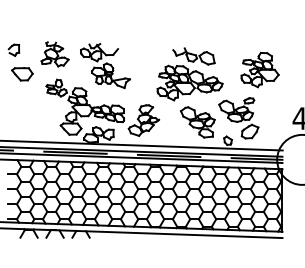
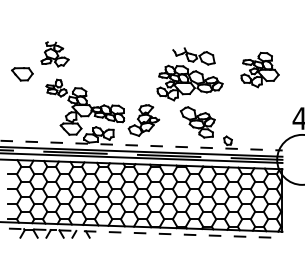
part: present -> none (13, 49)
part: present -> none (105, 65)
part: present -> none (238, 118)
line: solid -> dashed (141, 145)
line: solid -> dashed (141, 233)
